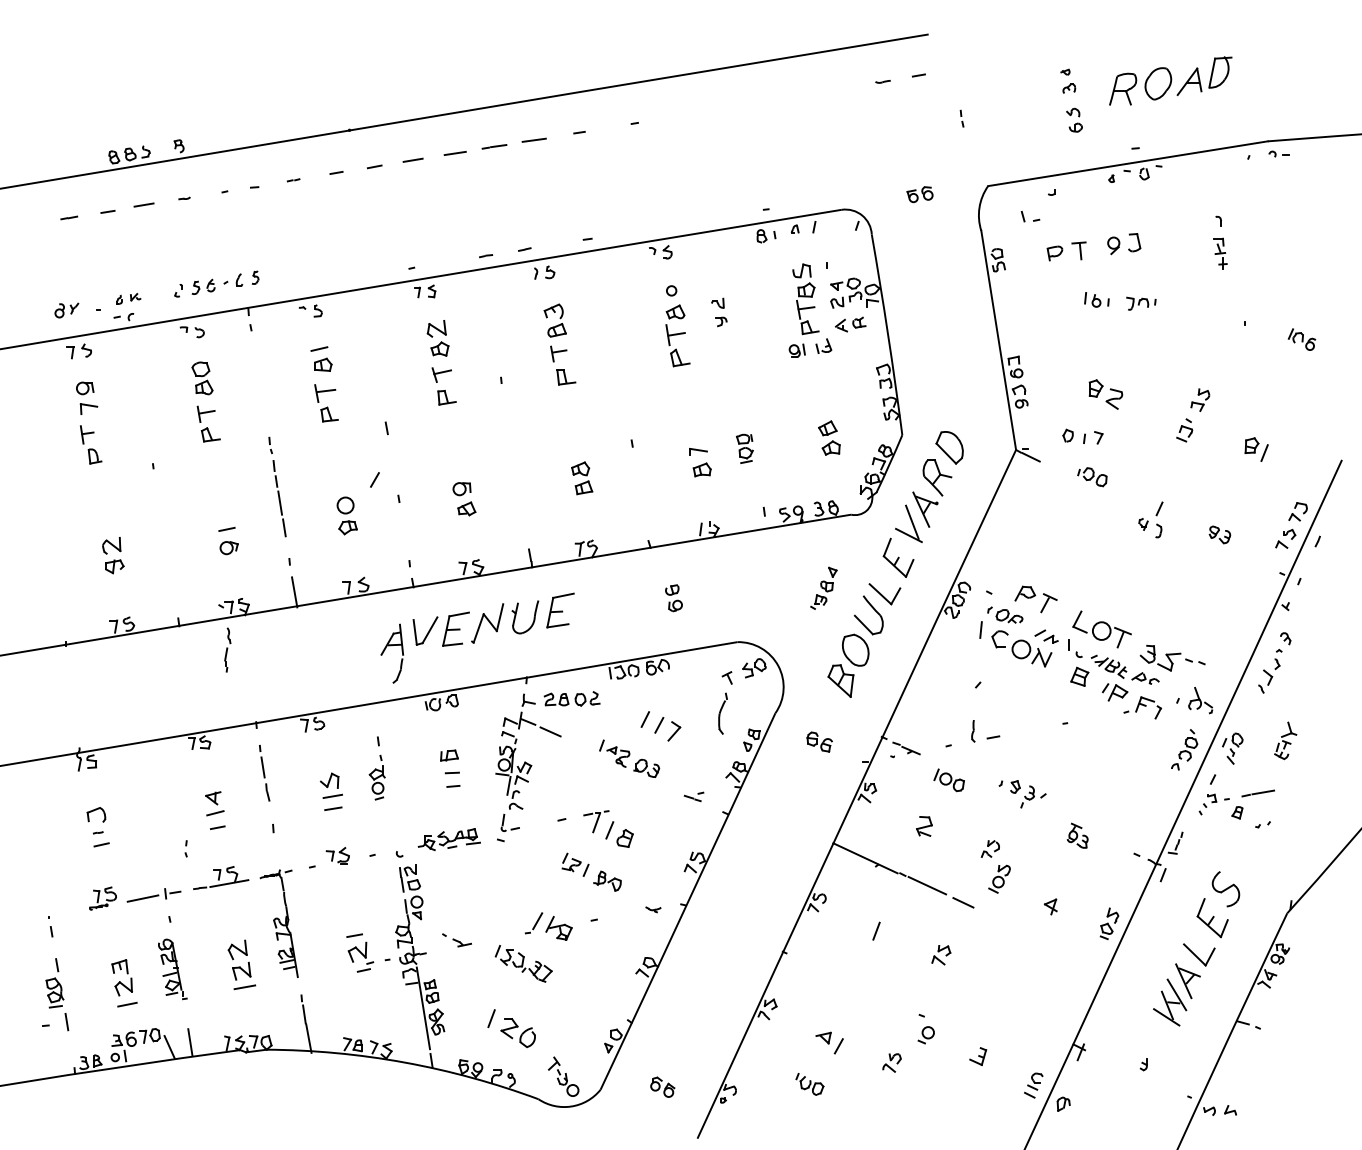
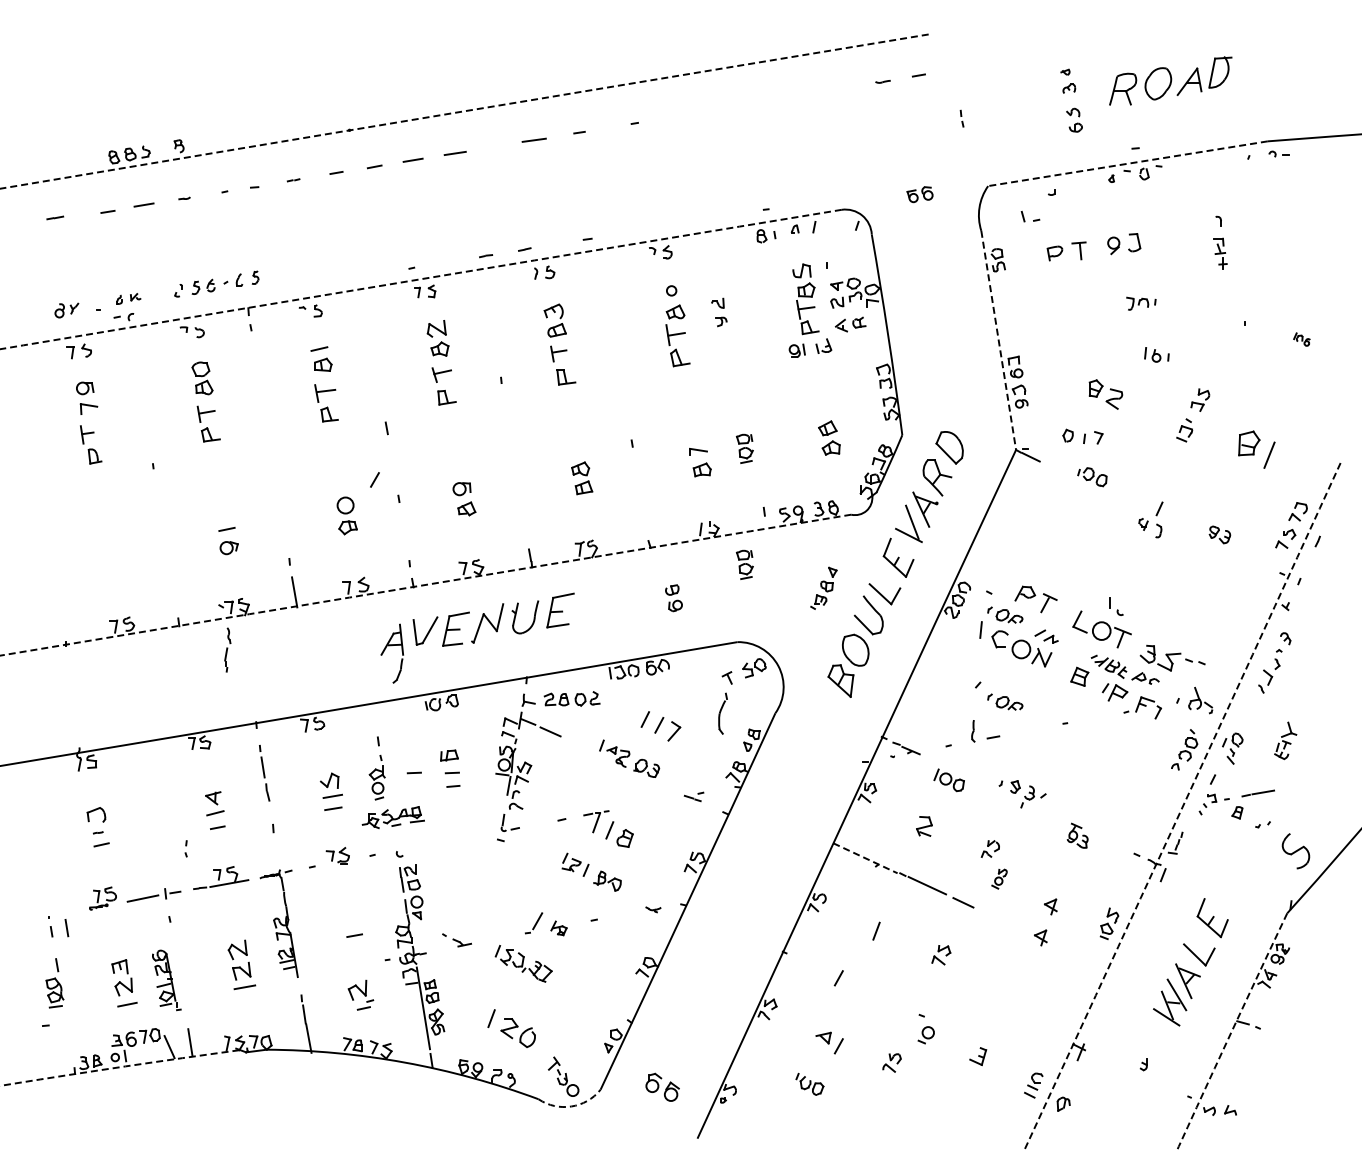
arc: solid -> dashed (463, 111)
line: present -> none (494, 146)
line: solid -> dashed (1127, 163)
line position: (69, 217) -> (55, 217) (55, 217)
arc: solid -> dashed (420, 279)
part position: (1096, 299) -> (1156, 354) (1156, 354)
part size: 30x23 px -> 18x15 px (1301, 339)
line: solid -> dashed (998, 340)
part size: 25x25 px -> 38x39 px (1256, 449)
part: present -> none (277, 486)
part: present -> none (113, 555)
part: none -> present (744, 564)
arc: solid -> dashed (425, 585)
part position: (1075, 648) -> (1116, 606) (1116, 606)
part: none -> present (1005, 701)
part: present -> none (819, 741)
line: none -> present (413, 772)
arc: solid -> dashed (1183, 805)
part position: (448, 839) -> (392, 817) (392, 817)
line: solid -> dashed (865, 858)
part size: 23x30 px -> 17x22 px (999, 878)
part position: (1225, 889) -> (1295, 851) (1295, 851)
part size: 28x25 px -> 18x17 px (558, 928)
part: none -> present (1040, 937)
part position: (360, 956) -> (360, 994) (360, 994)
part position: (172, 969) -> (166, 980) (166, 980)
line: none -> present (838, 978)
line position: (66, 1022) -> (66, 928) (66, 928)
arc: solid -> dashed (1231, 1031)
arc: solid -> dashed (119, 1067)
part size: 26x22 px -> 35x30 px (662, 1086)
arc: solid -> dashed (571, 1106)
